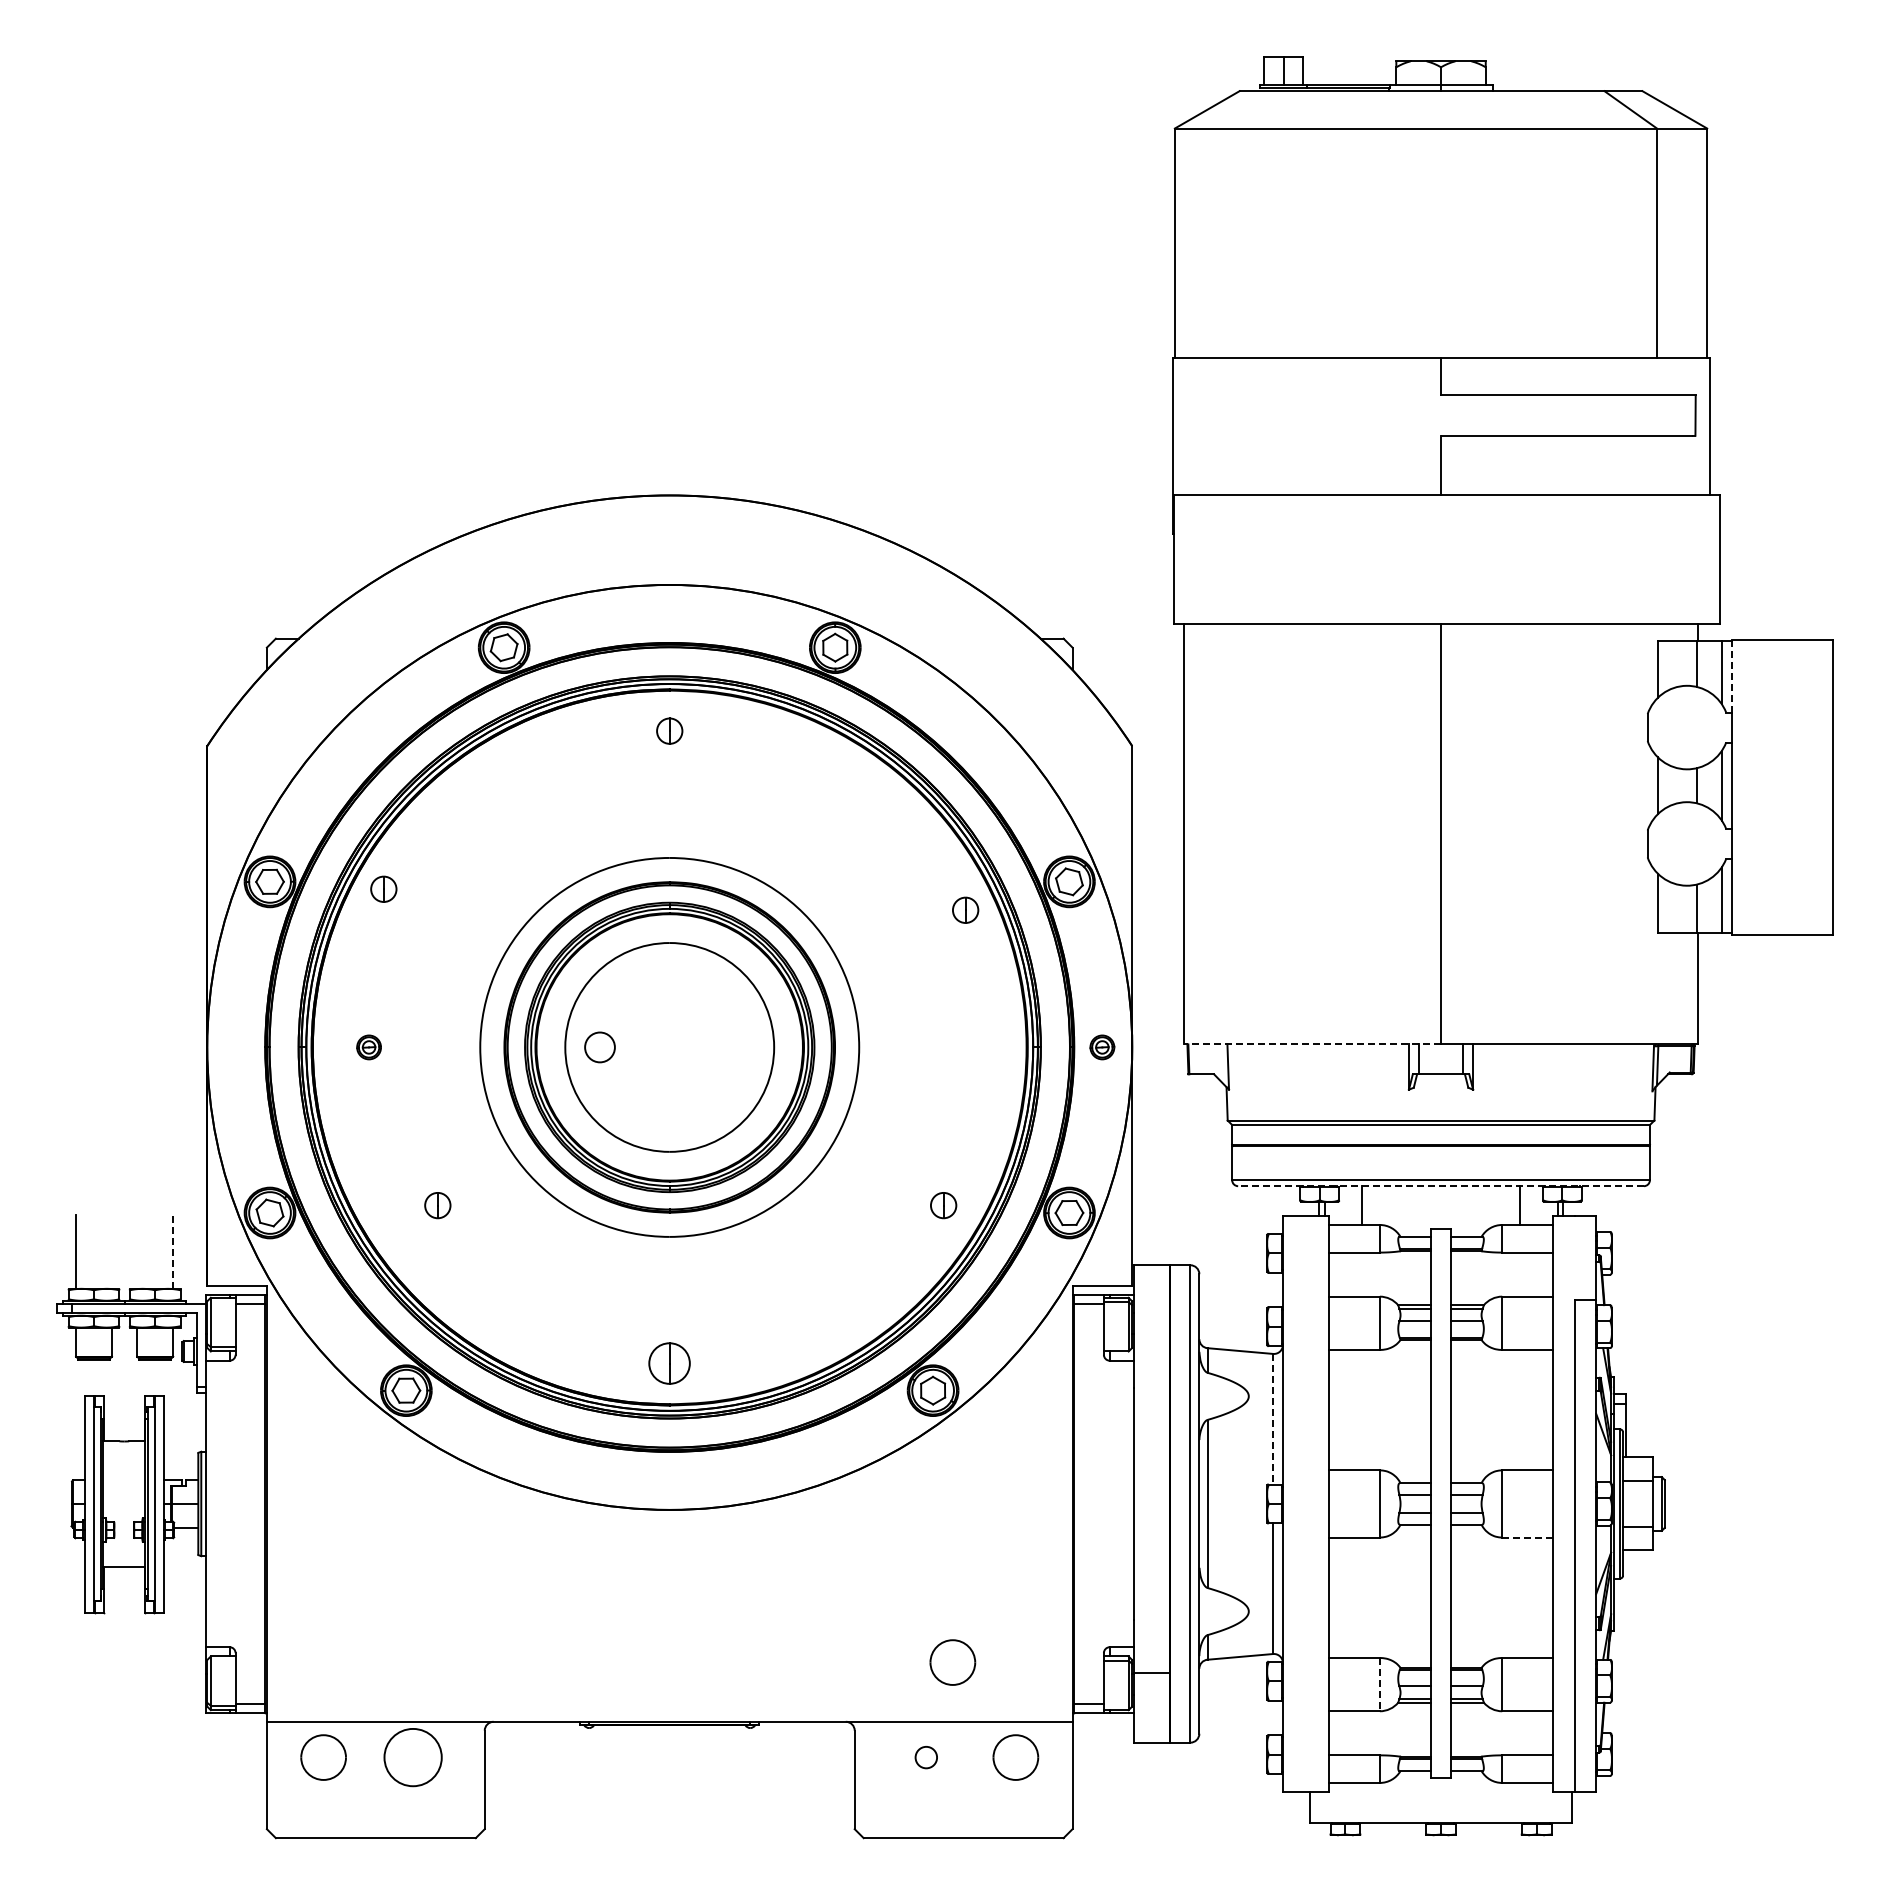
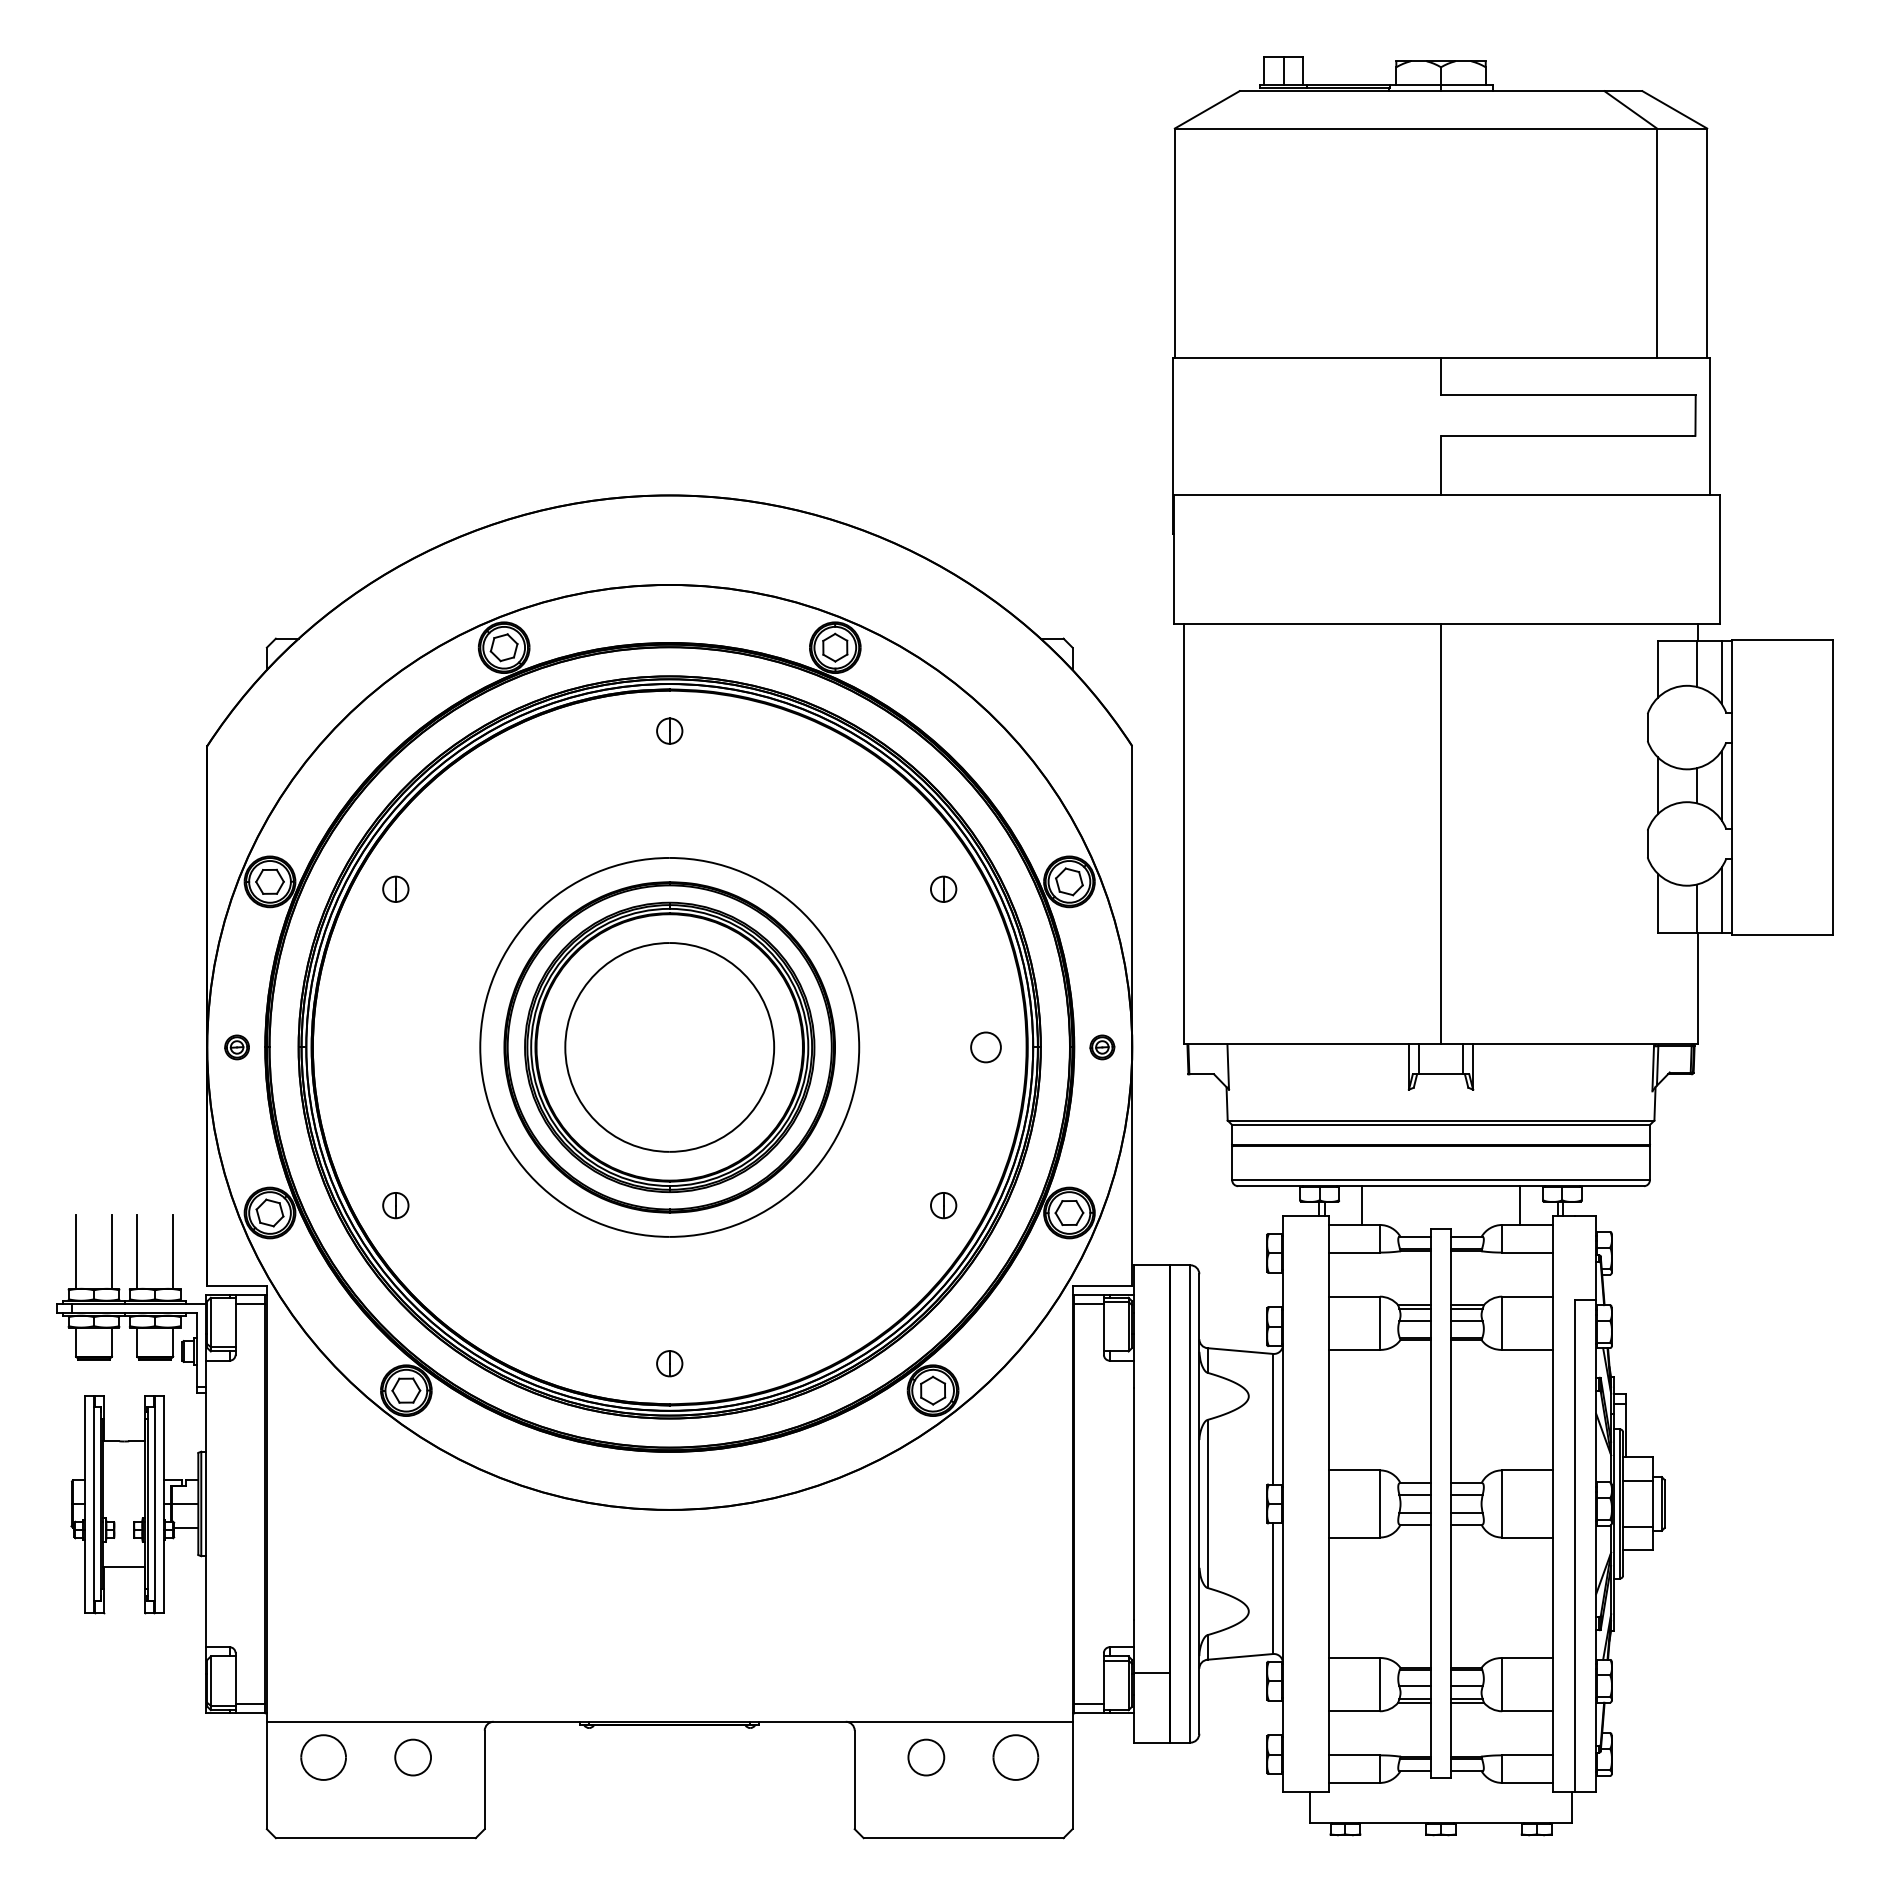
line: dashed -> solid (1731, 676)
part position: (383, 888) -> (395, 888) (395, 888)
part position: (965, 909) -> (943, 888) (943, 888)
line: dashed -> solid (1312, 1044)
part position: (368, 1047) -> (236, 1047) (236, 1047)
circle position: (599, 1047) -> (985, 1047) (985, 1047)
line: dashed -> solid (1441, 1186)
part position: (437, 1205) -> (395, 1205) (395, 1205)
line: none -> present (111, 1251)
line: none -> present (137, 1251)
line: dashed -> solid (173, 1251)
part size: 43x43 px -> 28x28 px (669, 1363)
line: dashed -> solid (1273, 1419)
line: dashed -> solid (1527, 1537)
part: present -> none (952, 1662)
line: dashed -> solid (1379, 1684)
circle diameter: 57 px -> 36 px (413, 1757)
circle diameter: 21 px -> 36 px (926, 1757)
